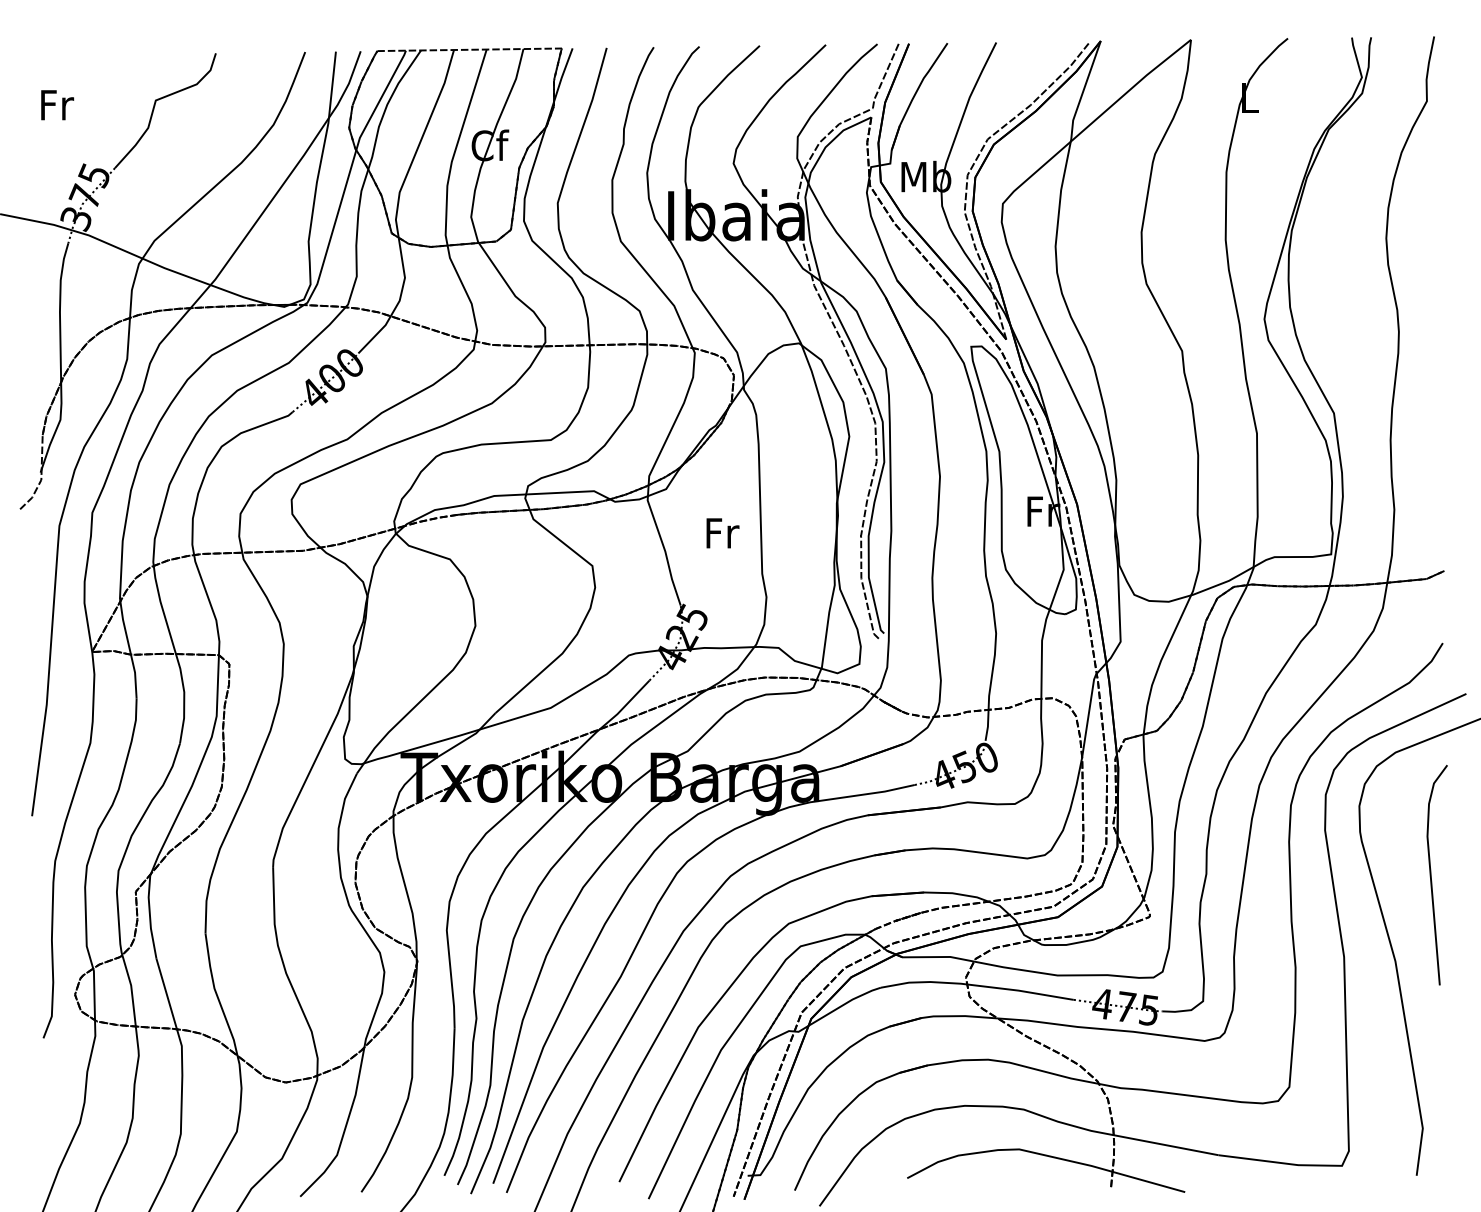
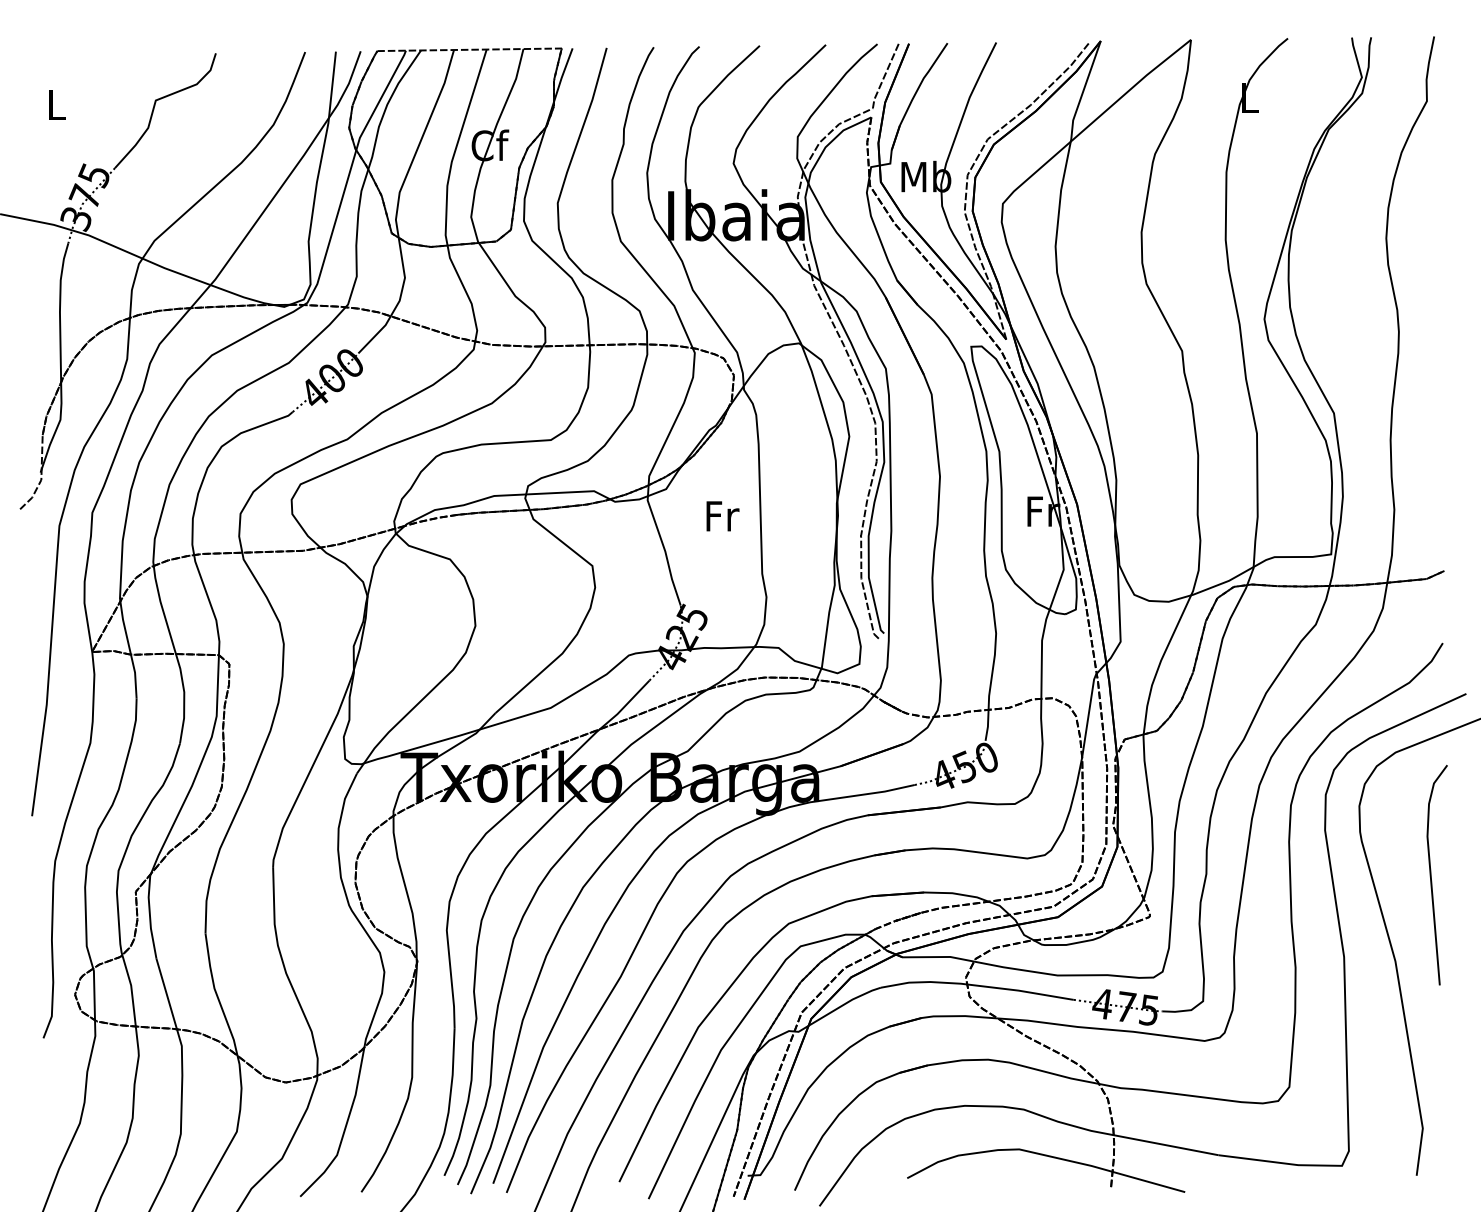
text: Fr -> L (57, 105)
text position: (722, 533) -> (722, 516) (722, 516)
